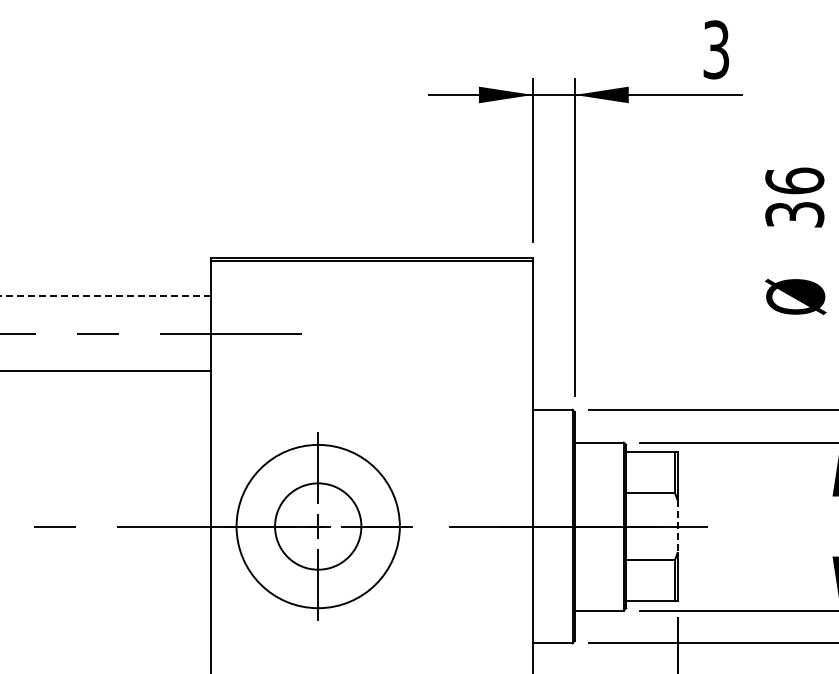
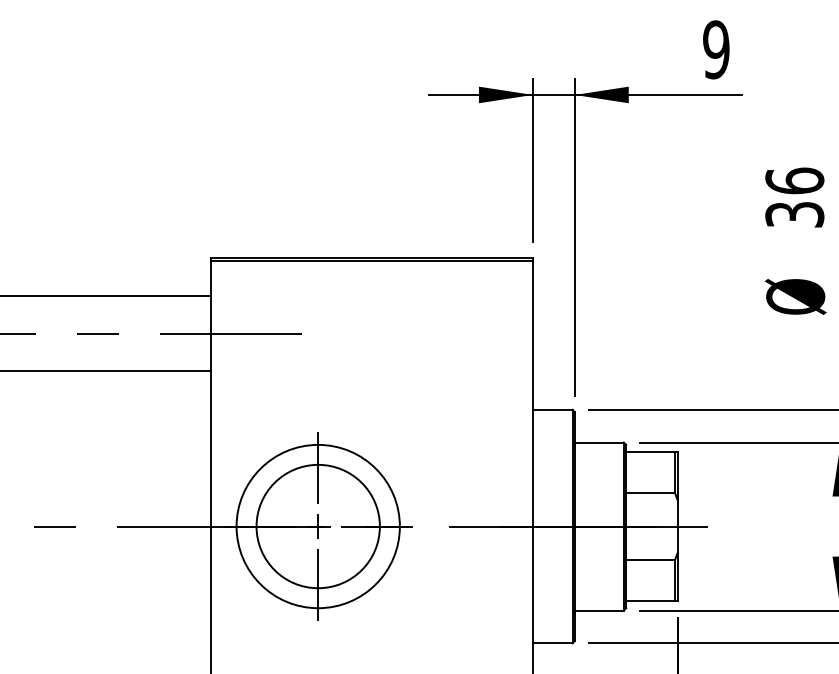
text: 3 -> 9 (716, 49)
line: dashed -> solid (104, 296)
circle diameter: 86 px -> 123 px (317, 526)
line: dashed -> solid (677, 526)
